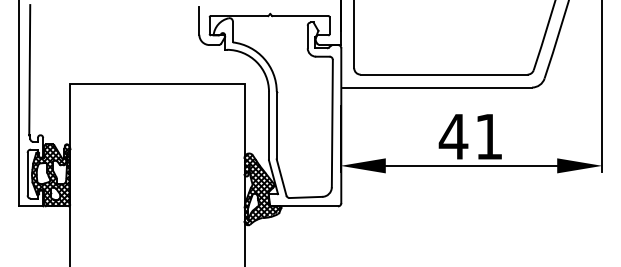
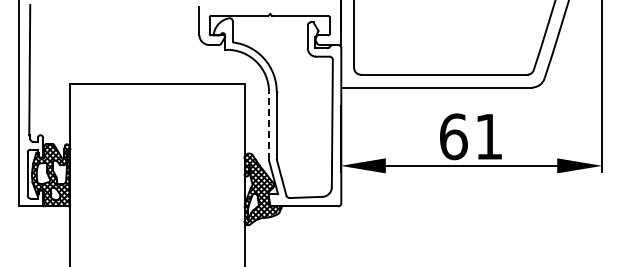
line: solid -> dashed (269, 125)
text: 41 -> 61 (453, 136)
